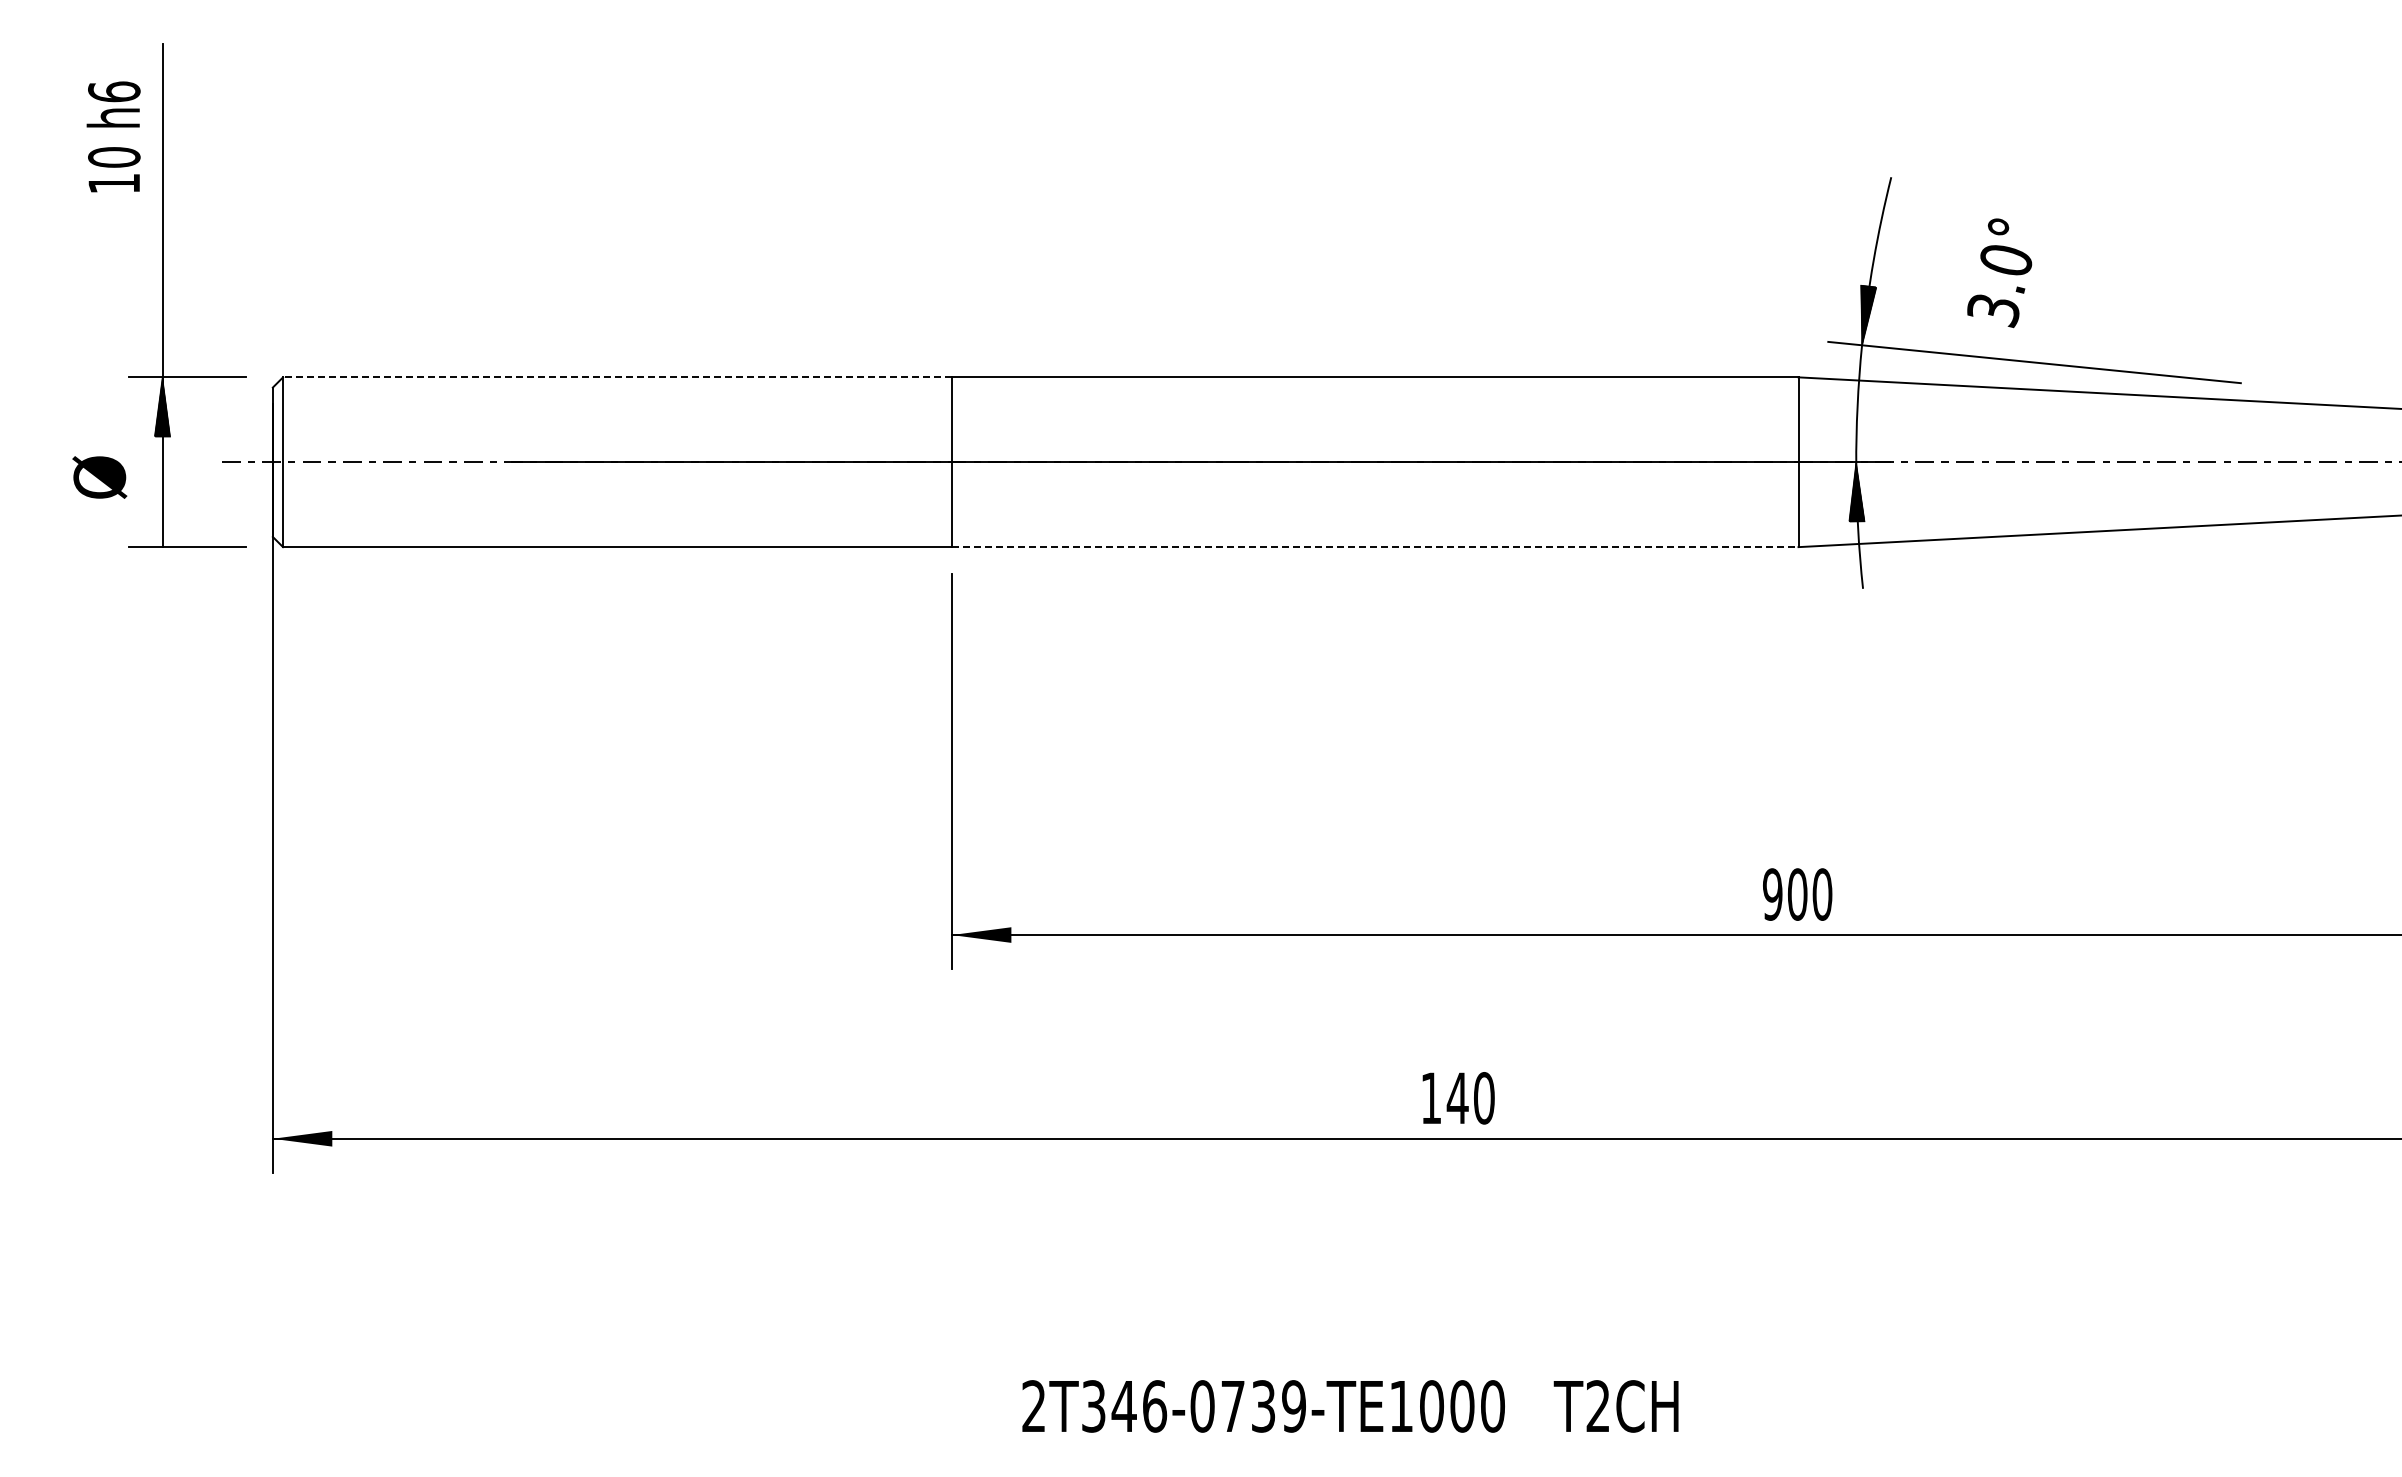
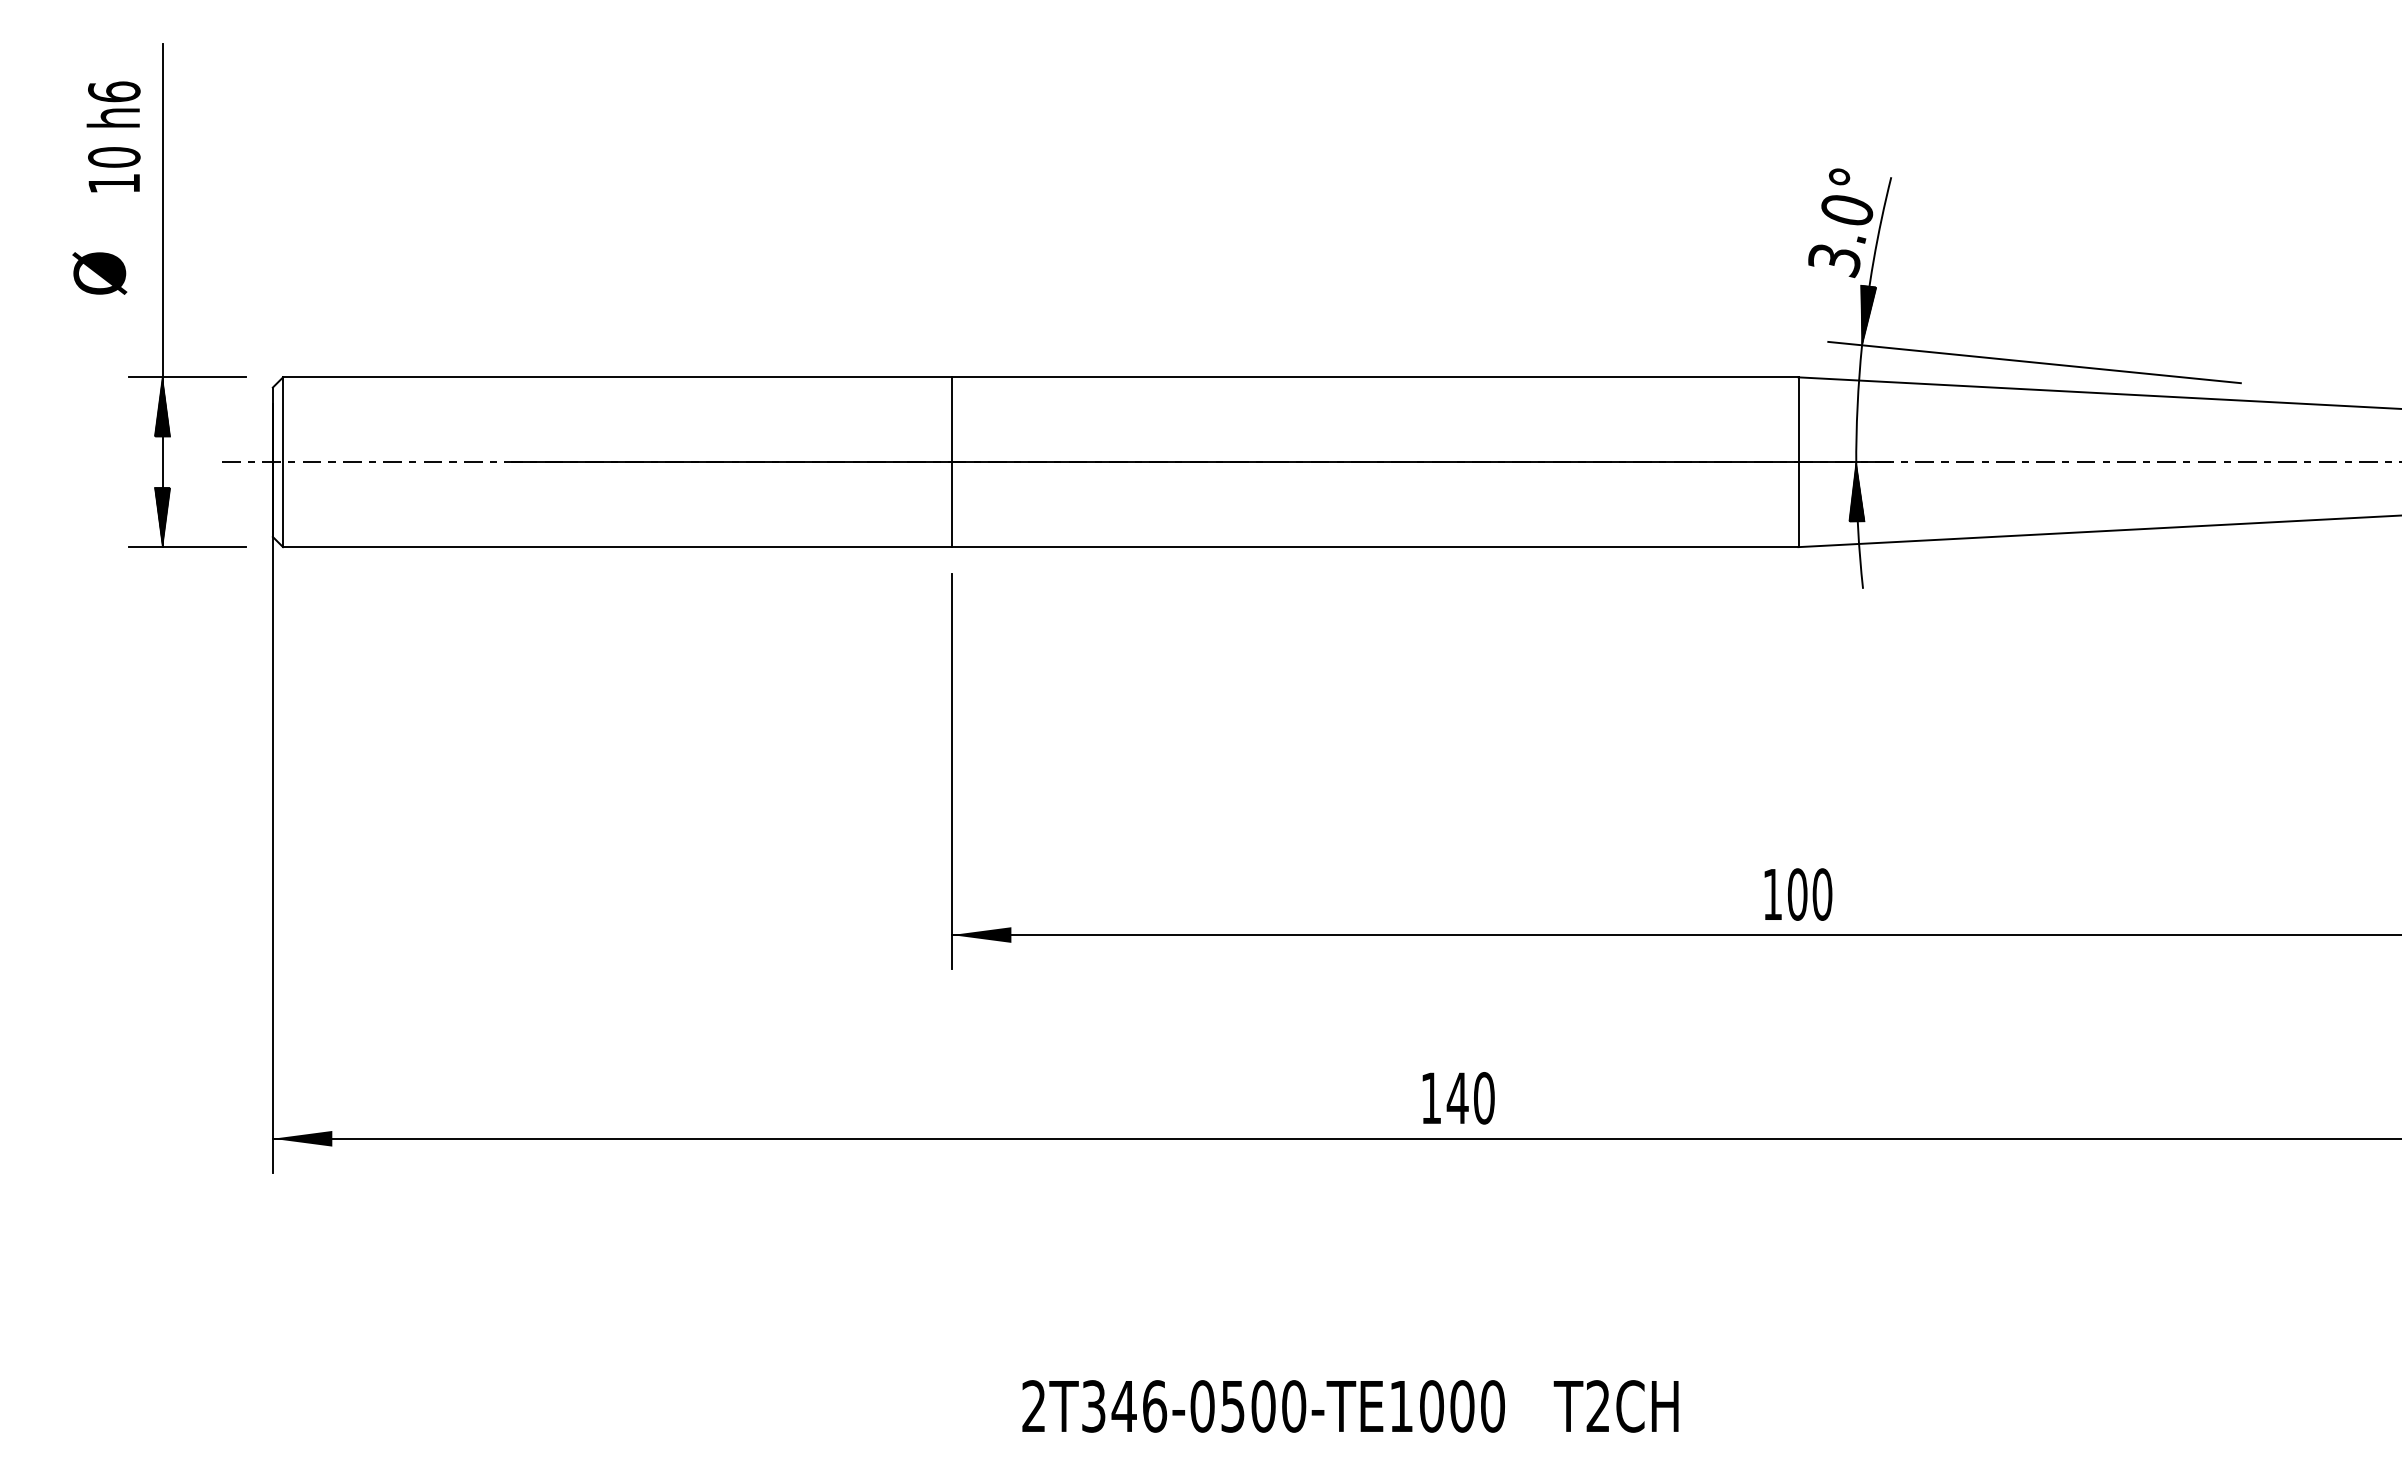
text position: (1999, 273) -> (1840, 223) (1840, 223)
line: dashed -> solid (617, 377)
text position: (99, 477) -> (99, 273) (99, 273)
hatch: none -> present (162, 517)
line: dashed -> solid (1375, 547)
text: 900 -> 100 (1772, 894)
text: 2T346-0739-TE1000 -> 2T346-0500-TE1000 (1263, 1406)
